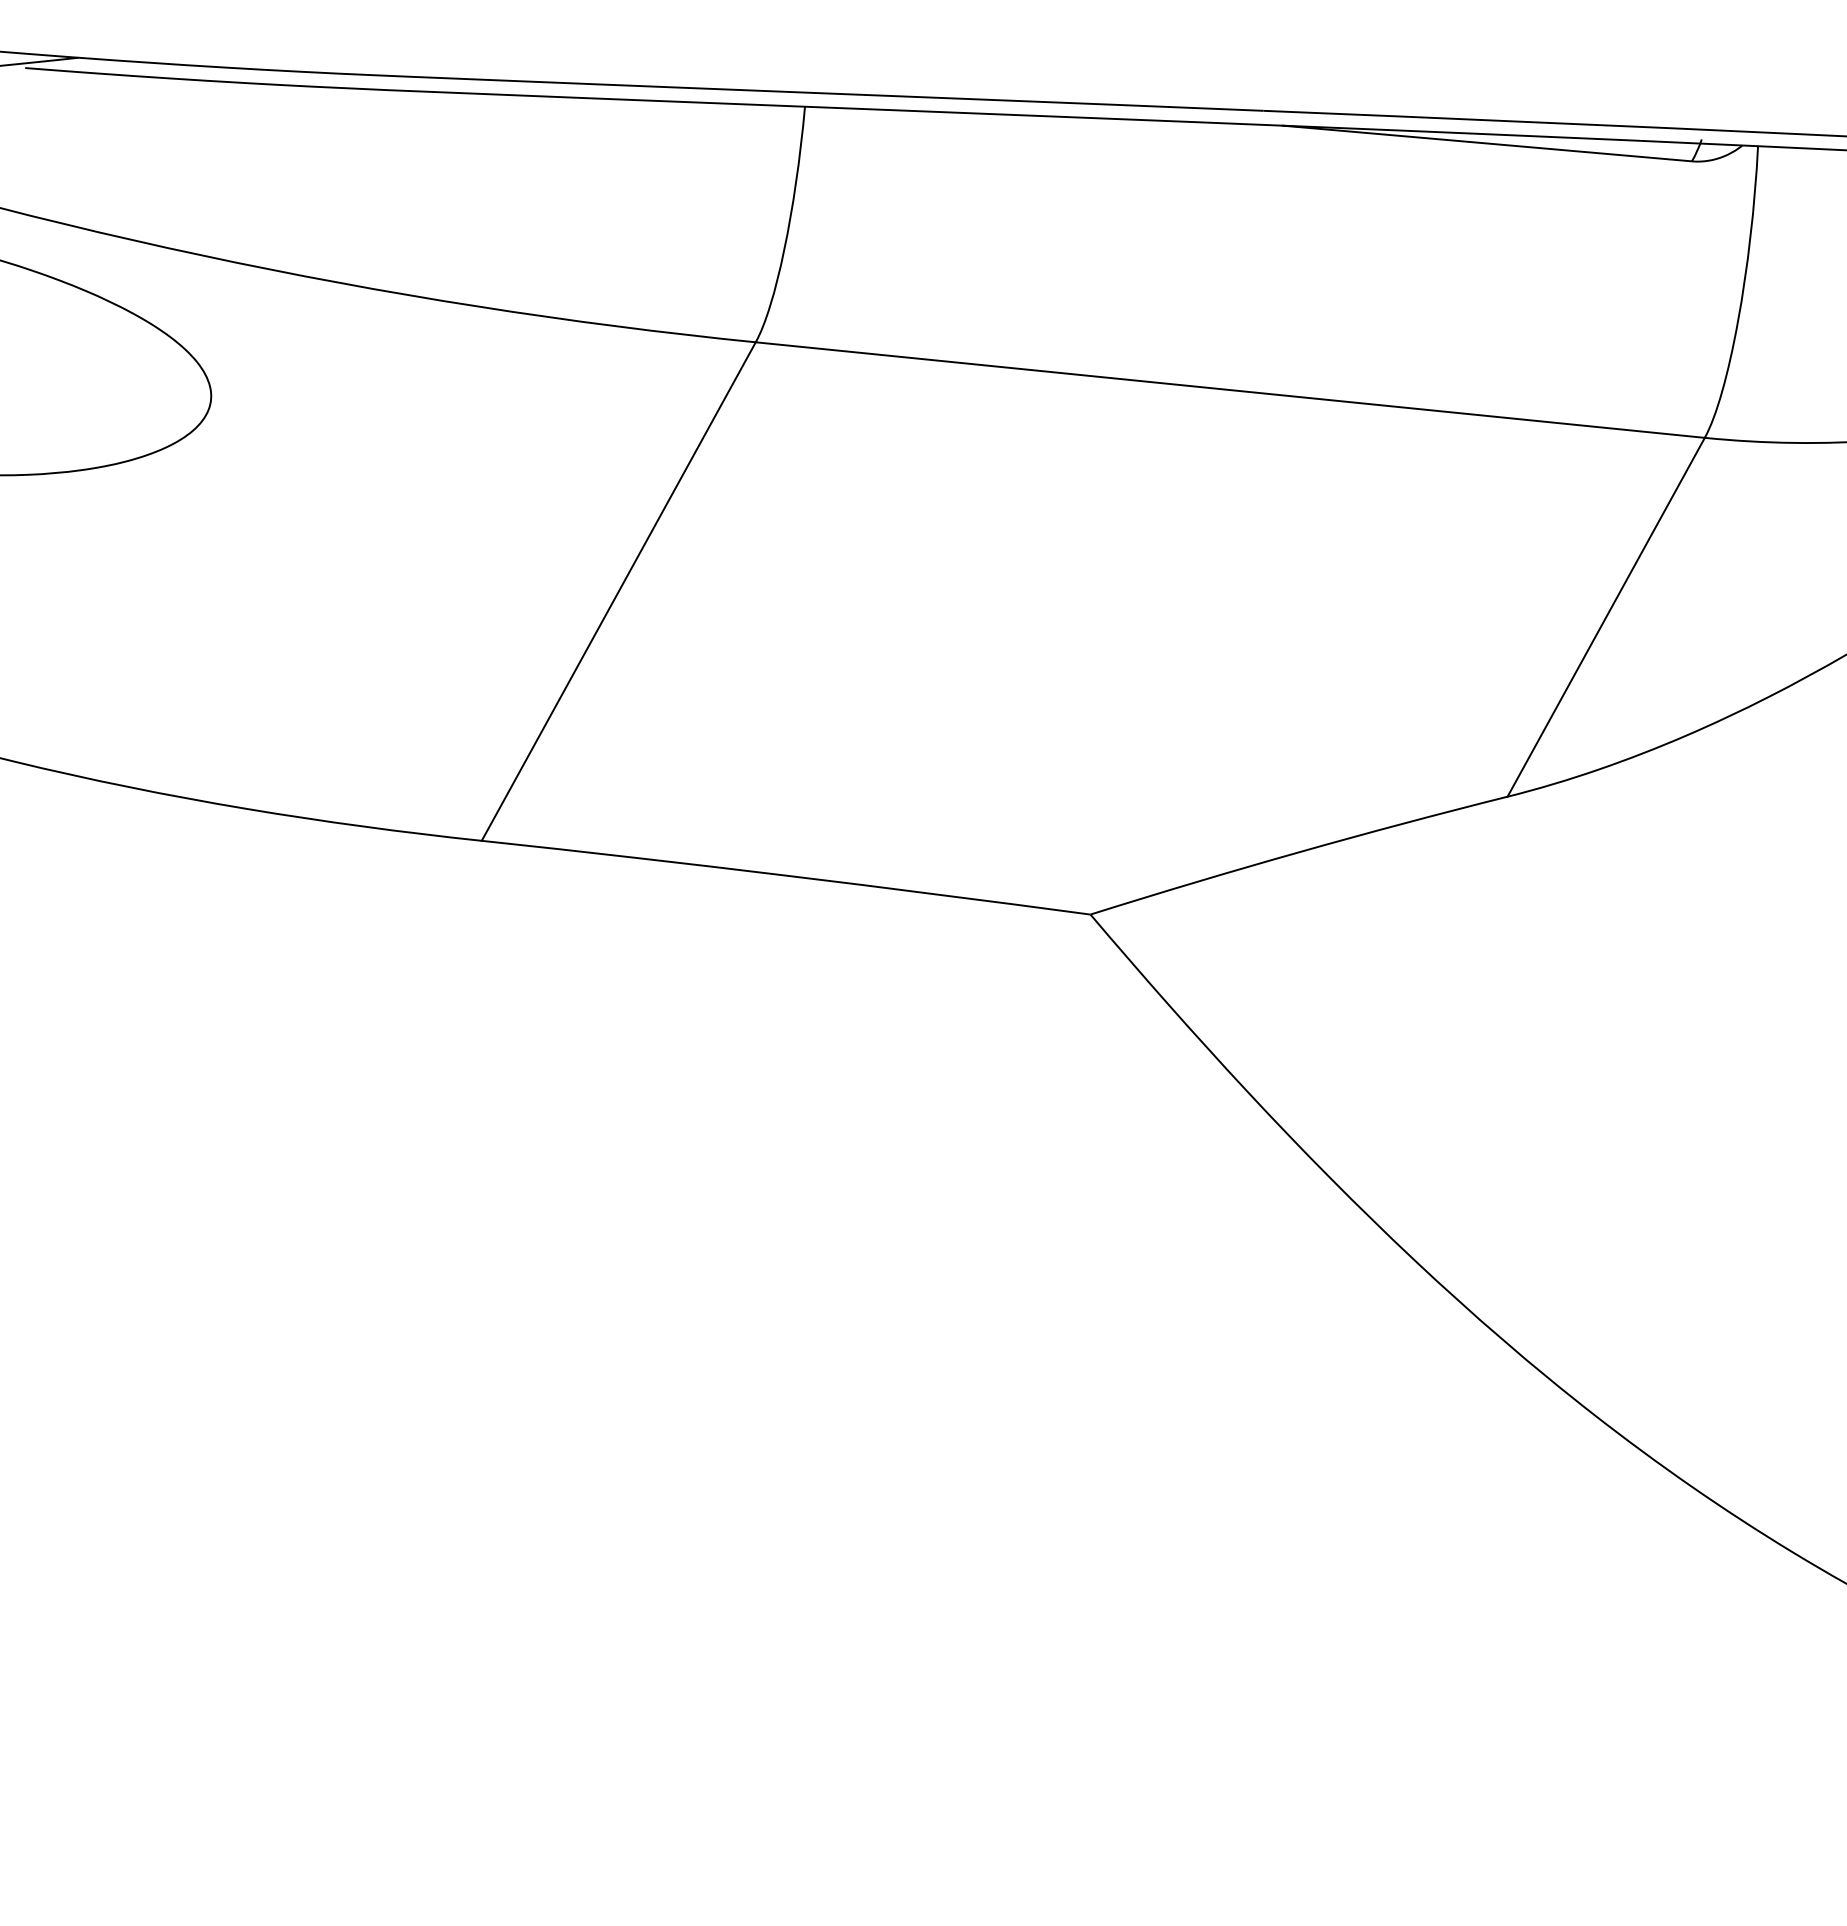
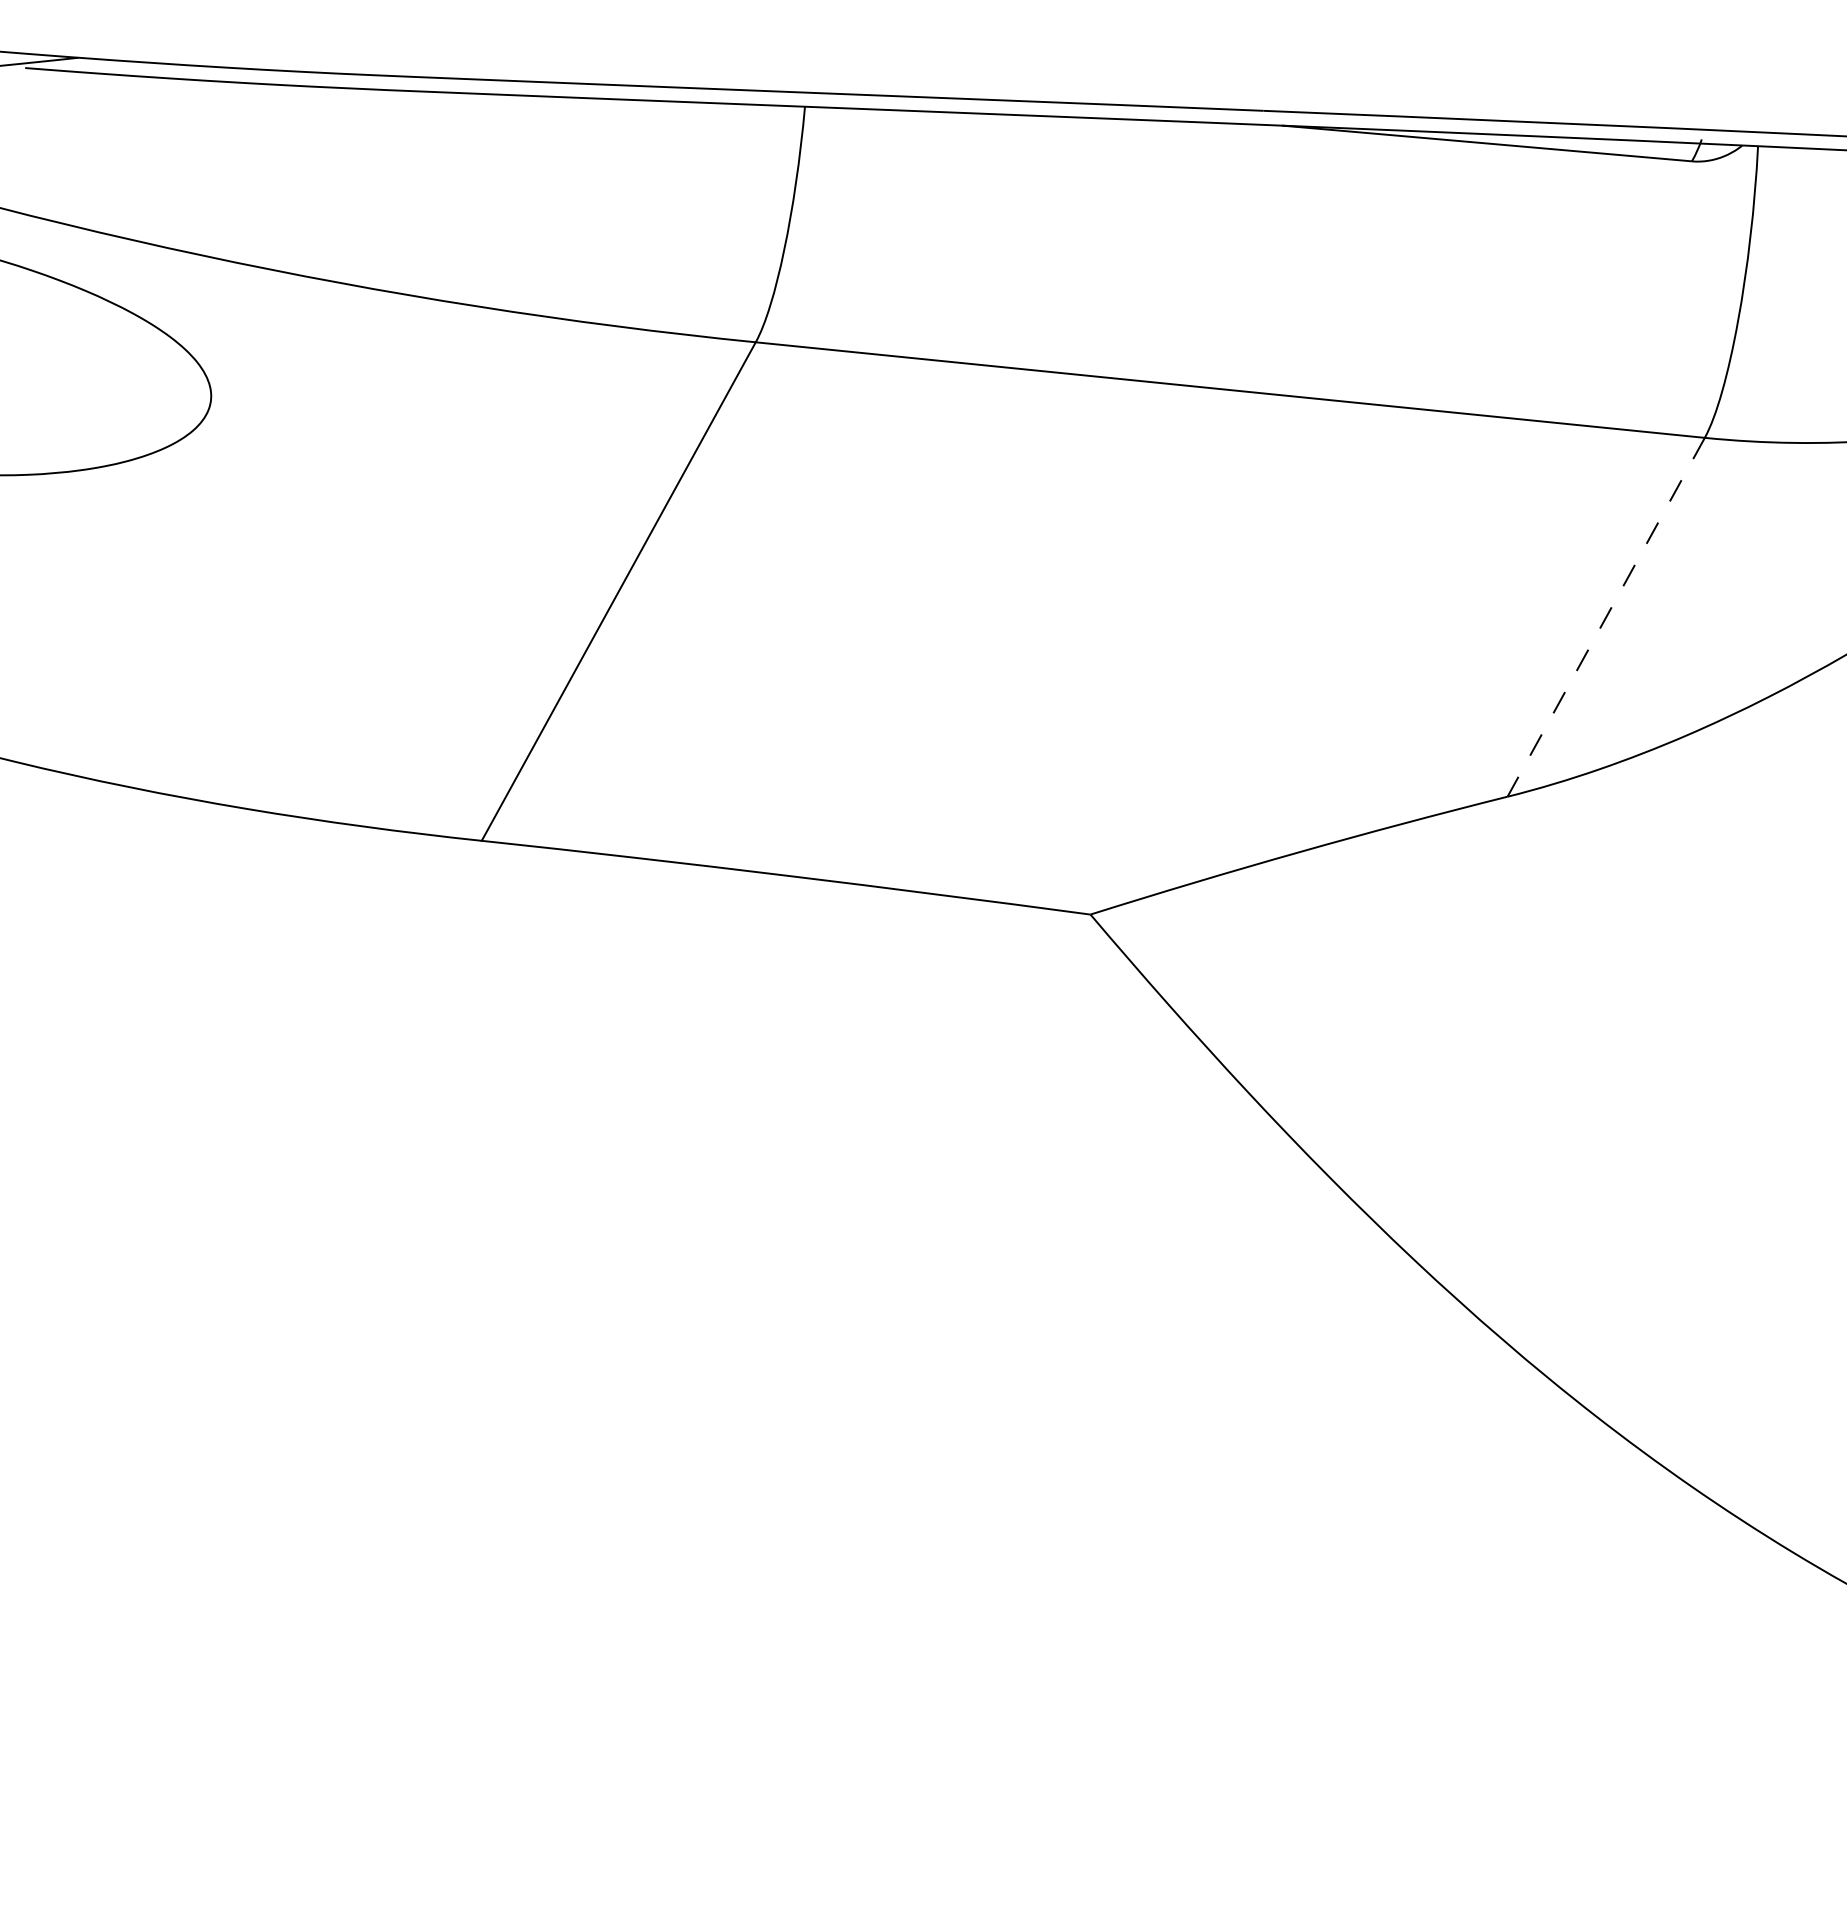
line: solid -> dashed (1606, 617)
